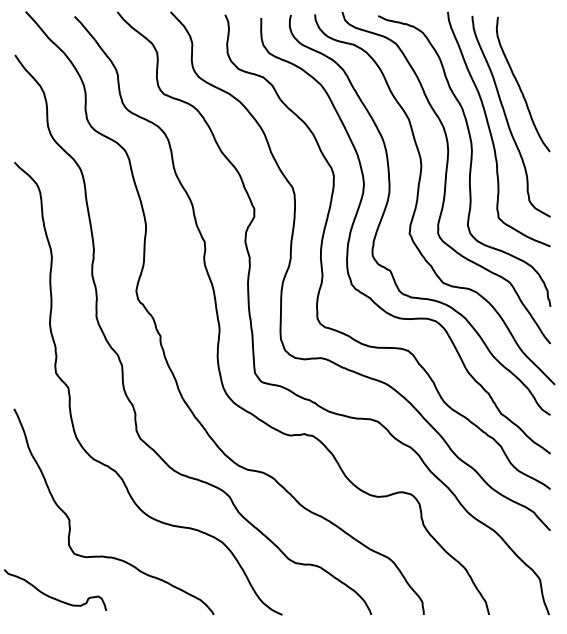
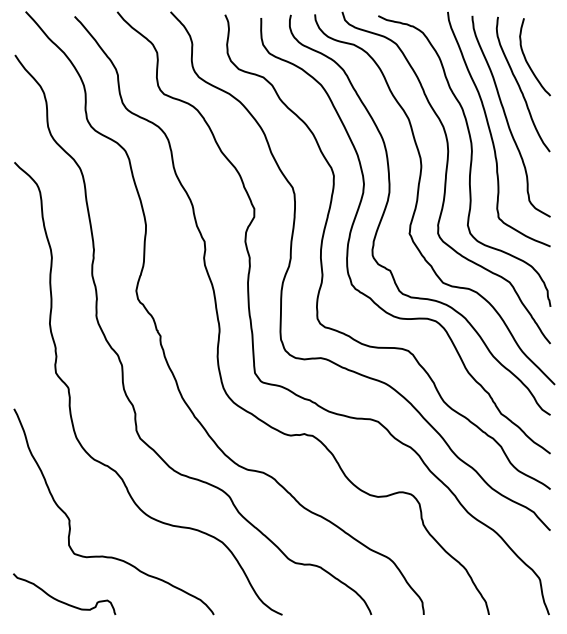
curve: none -> present (528, 62)
curve position: (51, 596) -> (60, 600) (60, 600)
